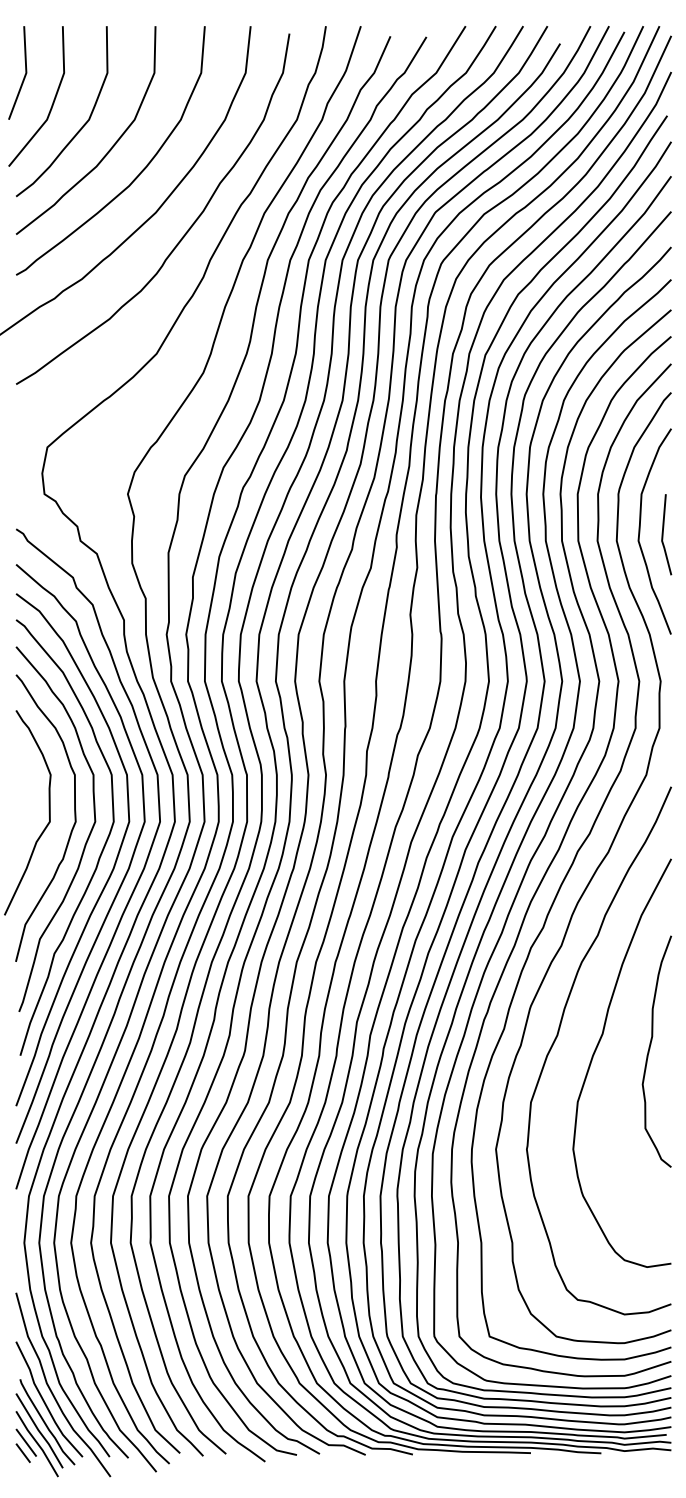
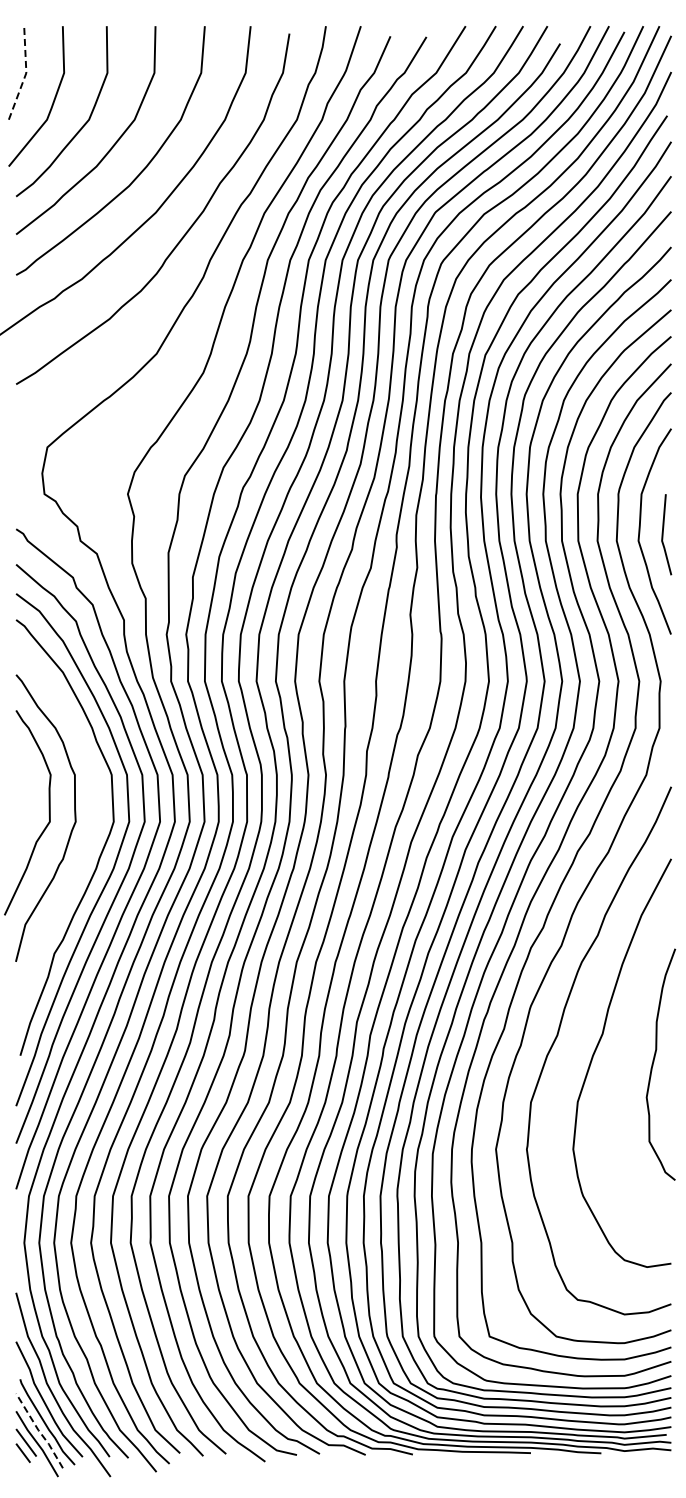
line: solid -> dashed (26, 73)
curve: present -> none (86, 839)
curve position: (650, 1049) -> (654, 1062) (654, 1062)
line: solid -> dashed (38, 1430)
